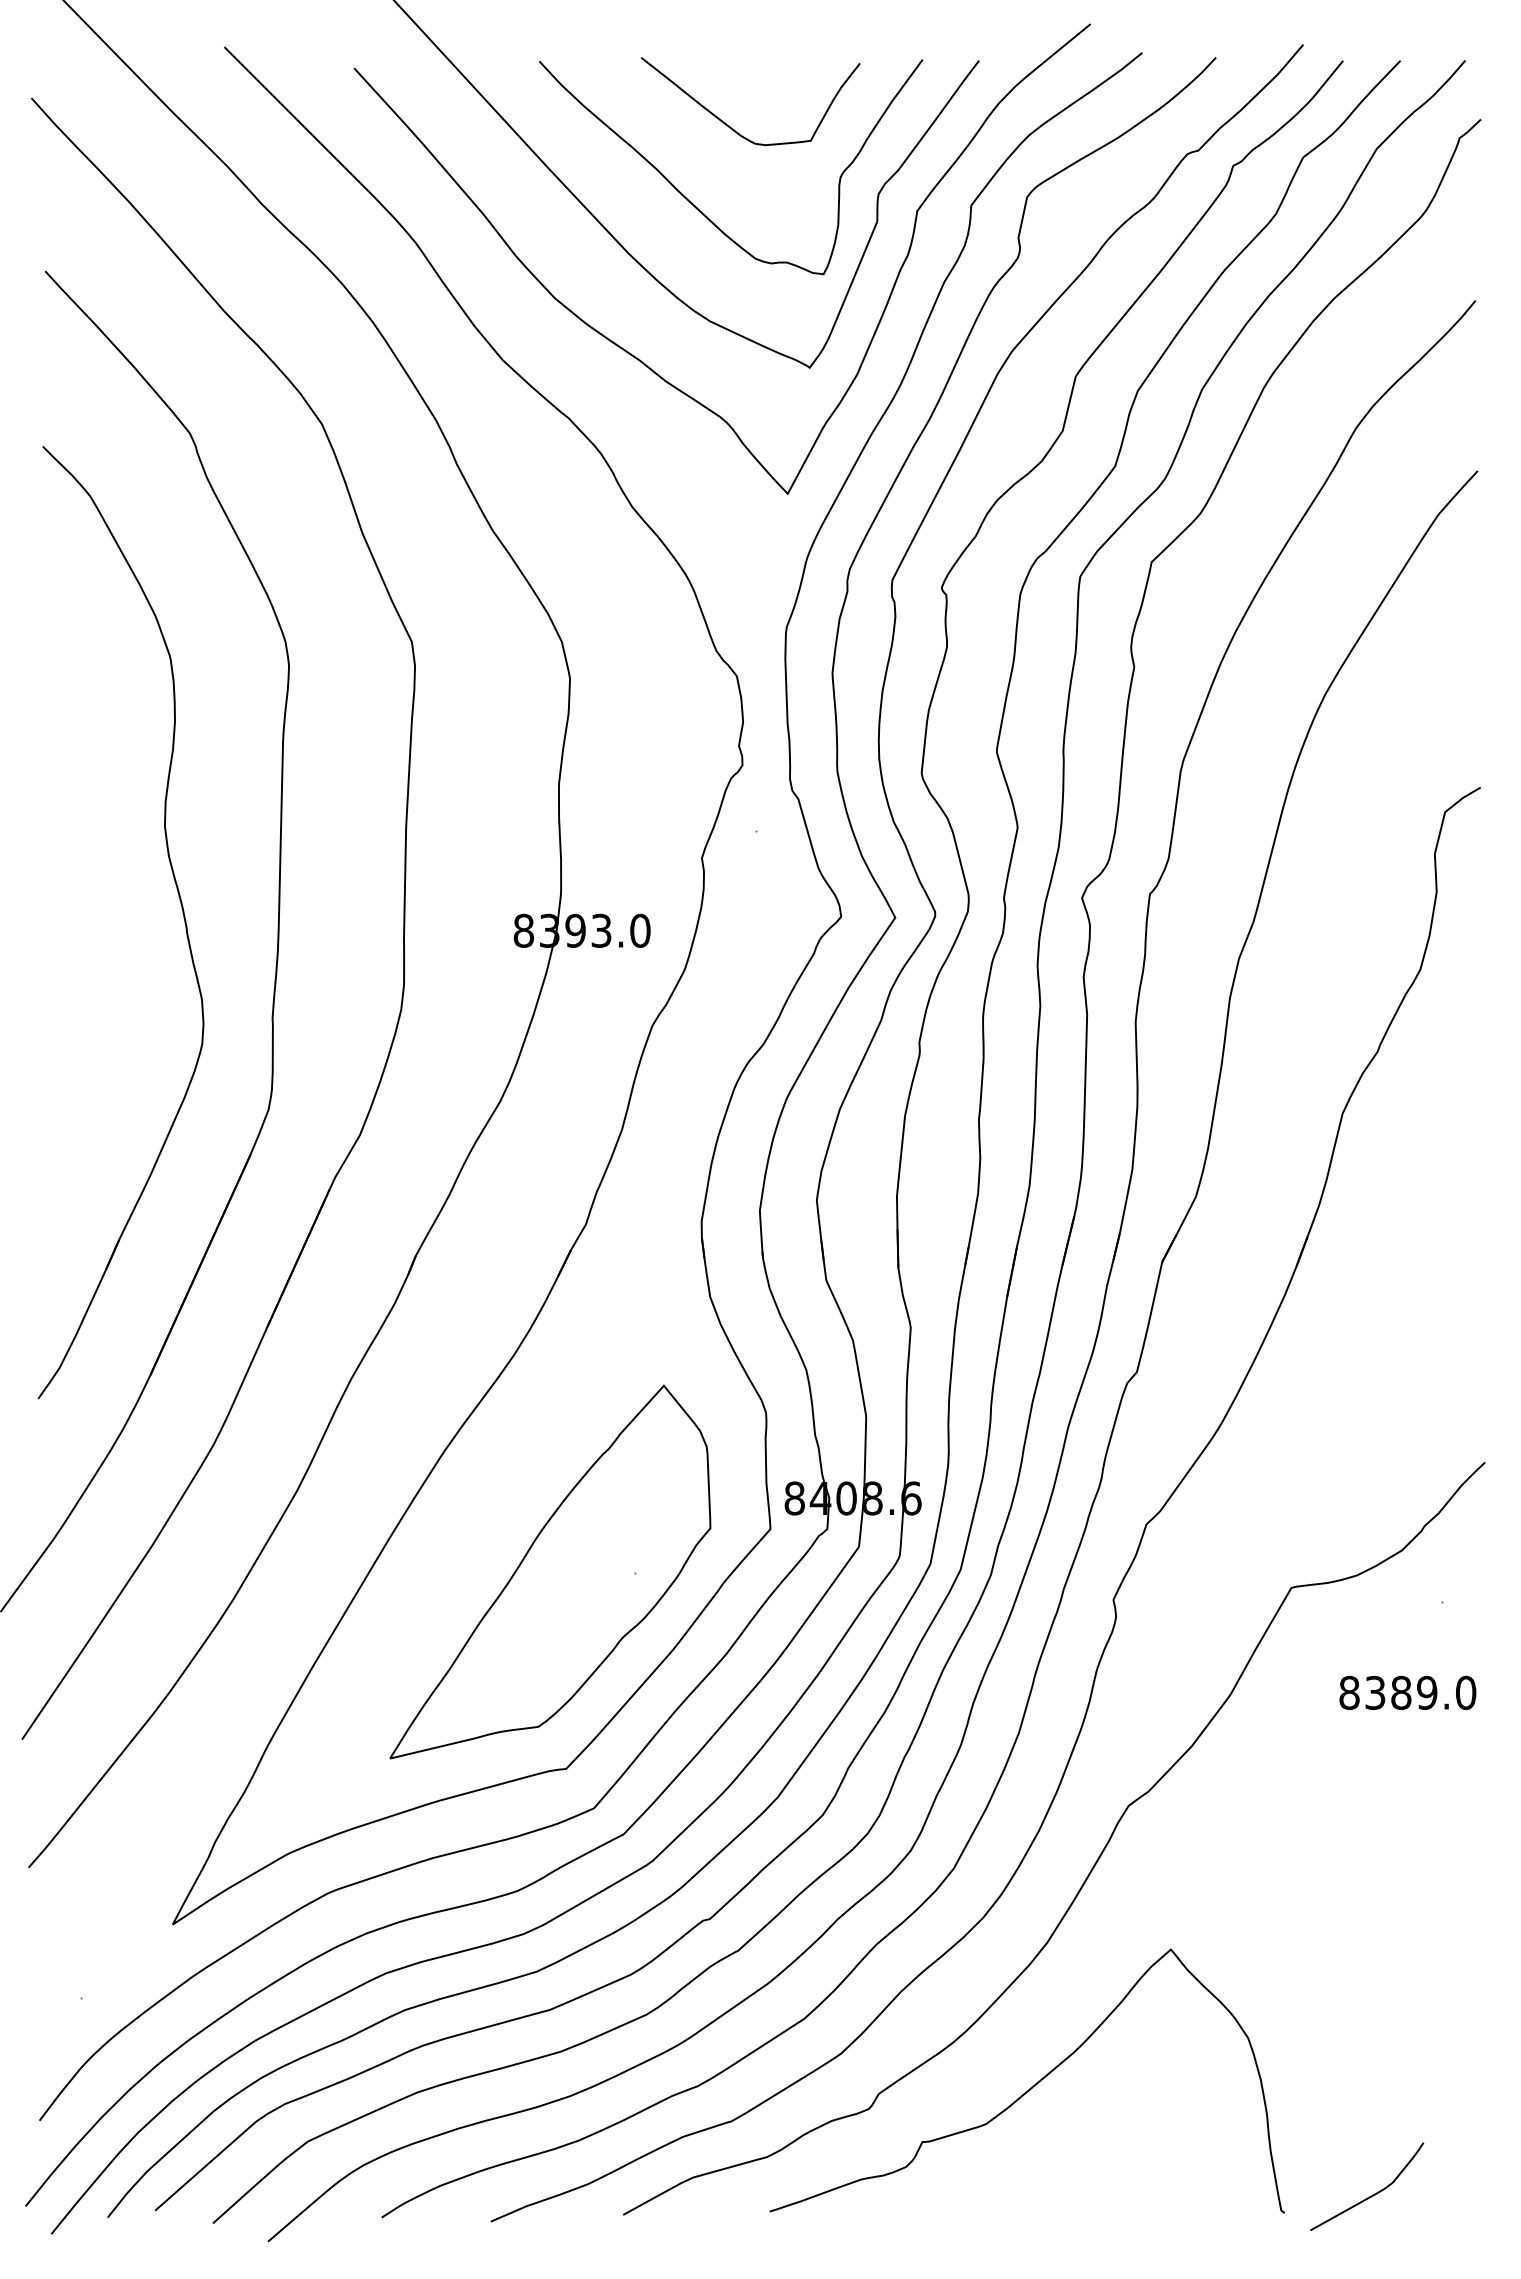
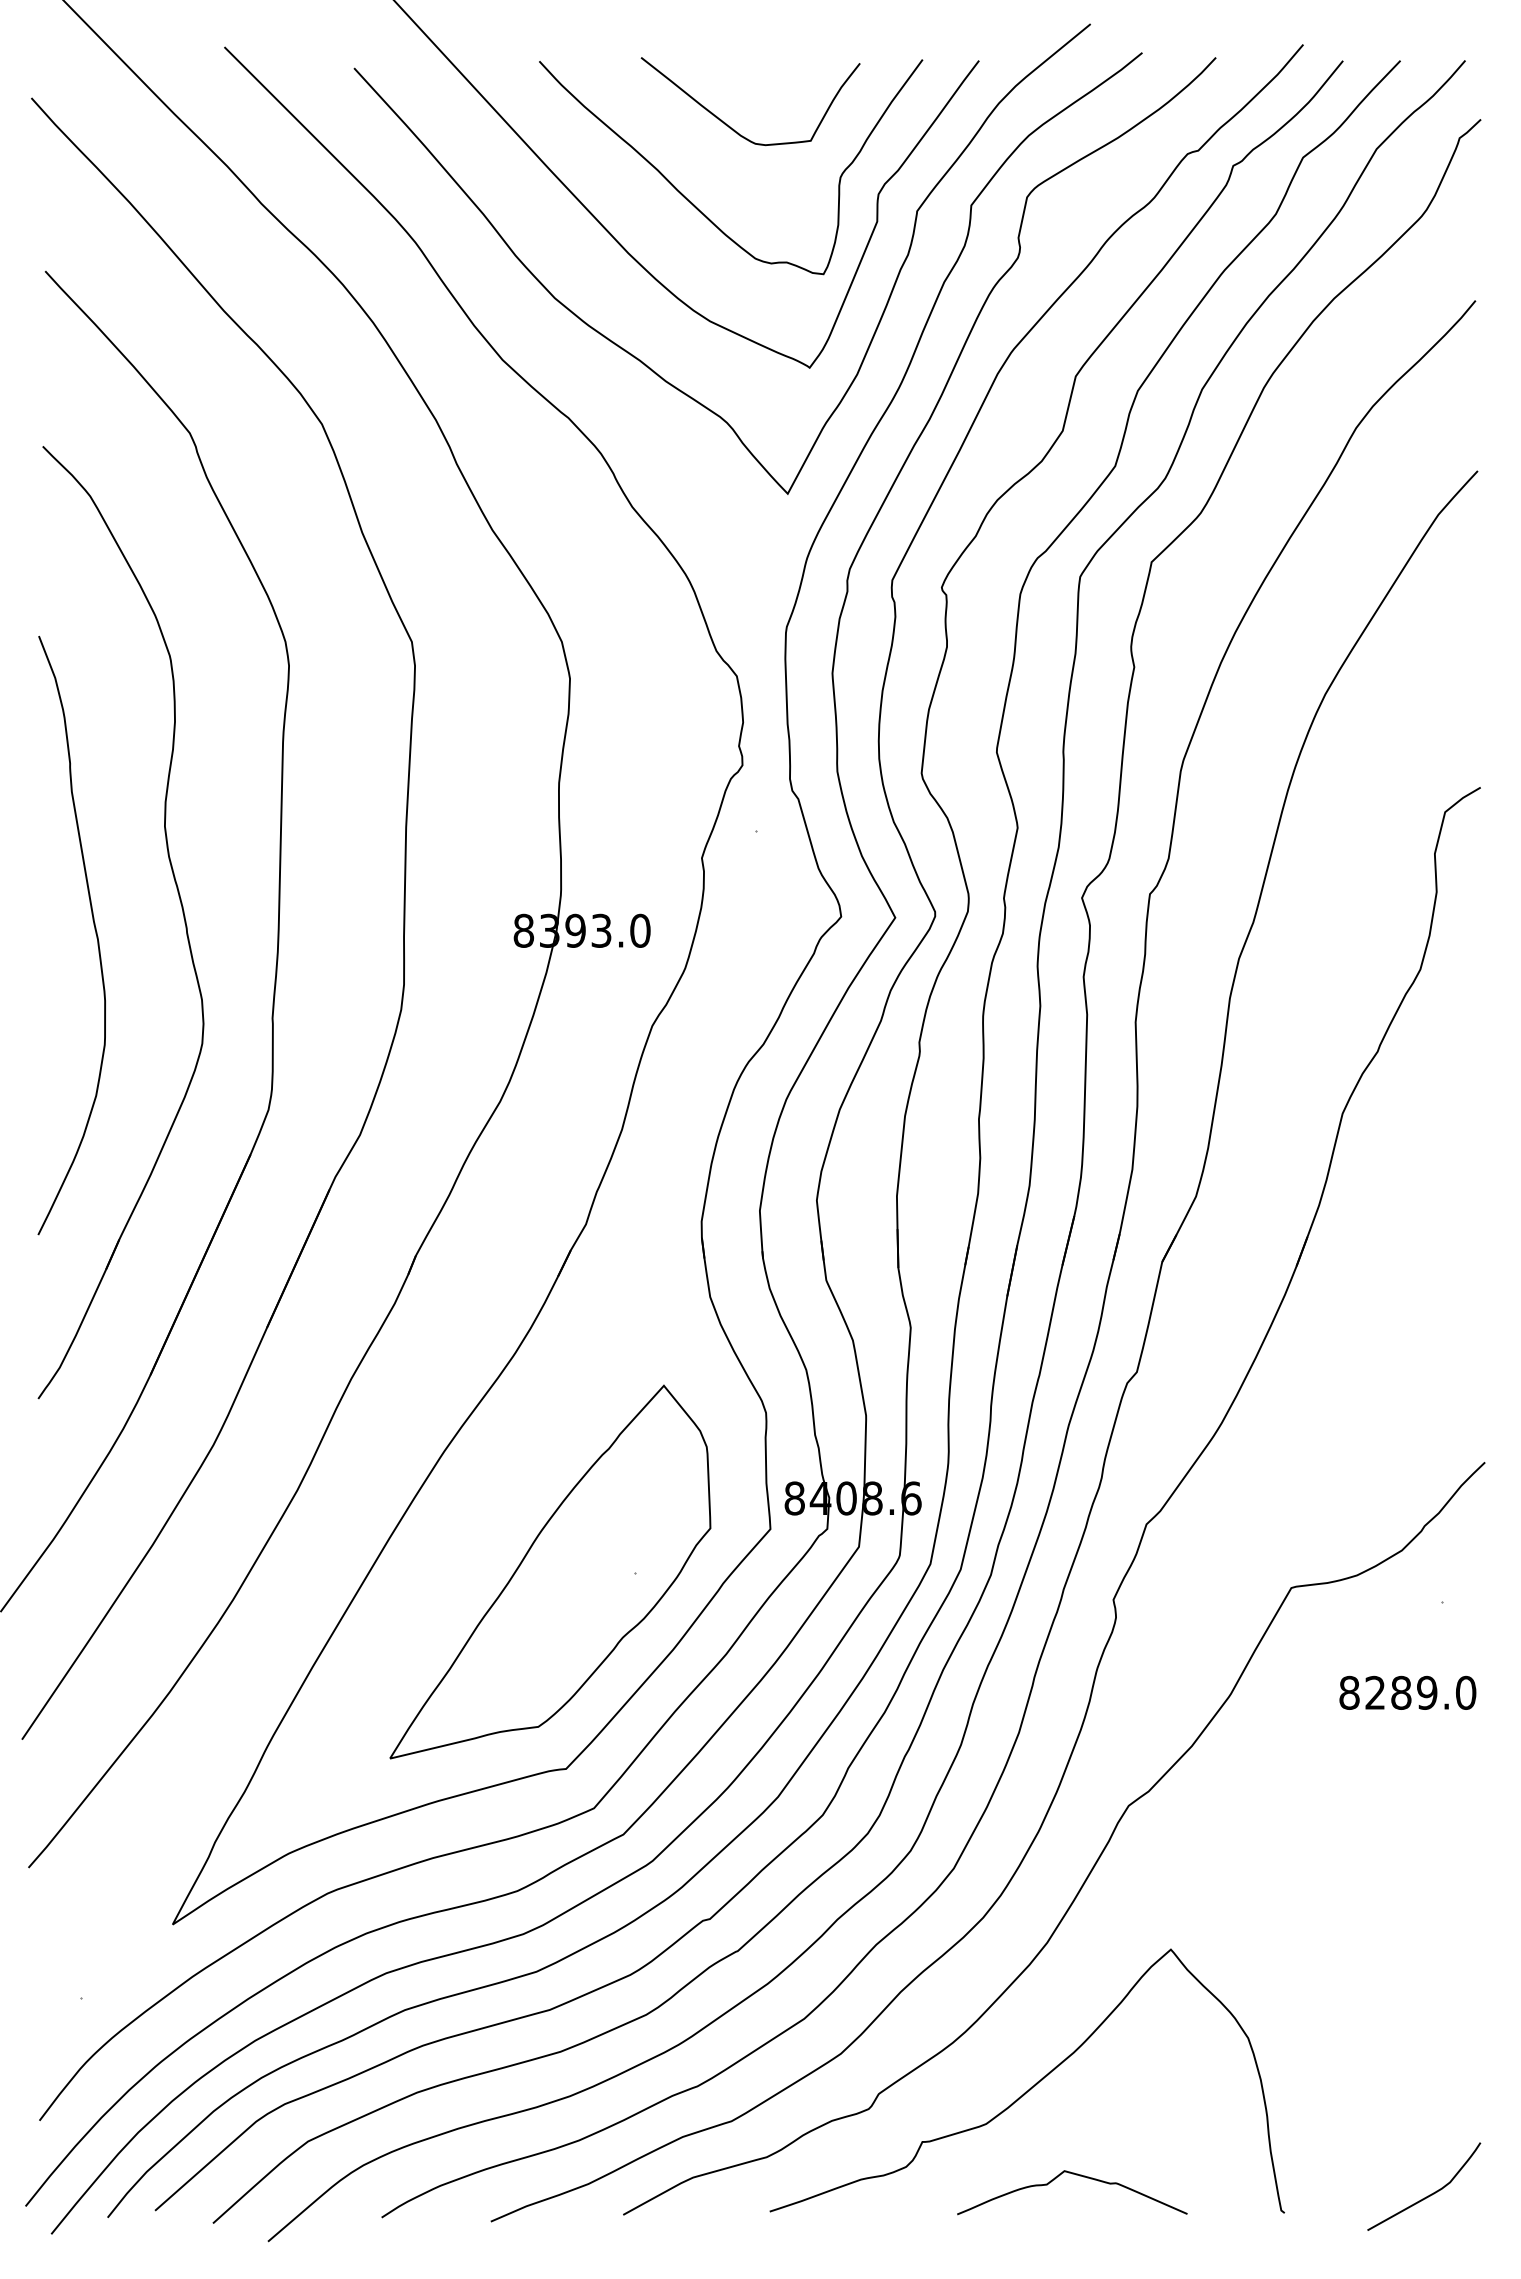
curve: none -> present (94, 929)
text: 8389.0 -> 8289.0 (1375, 1692)
curve: none -> present (1076, 2175)
curve position: (1372, 2194) -> (1429, 2194) (1429, 2194)
